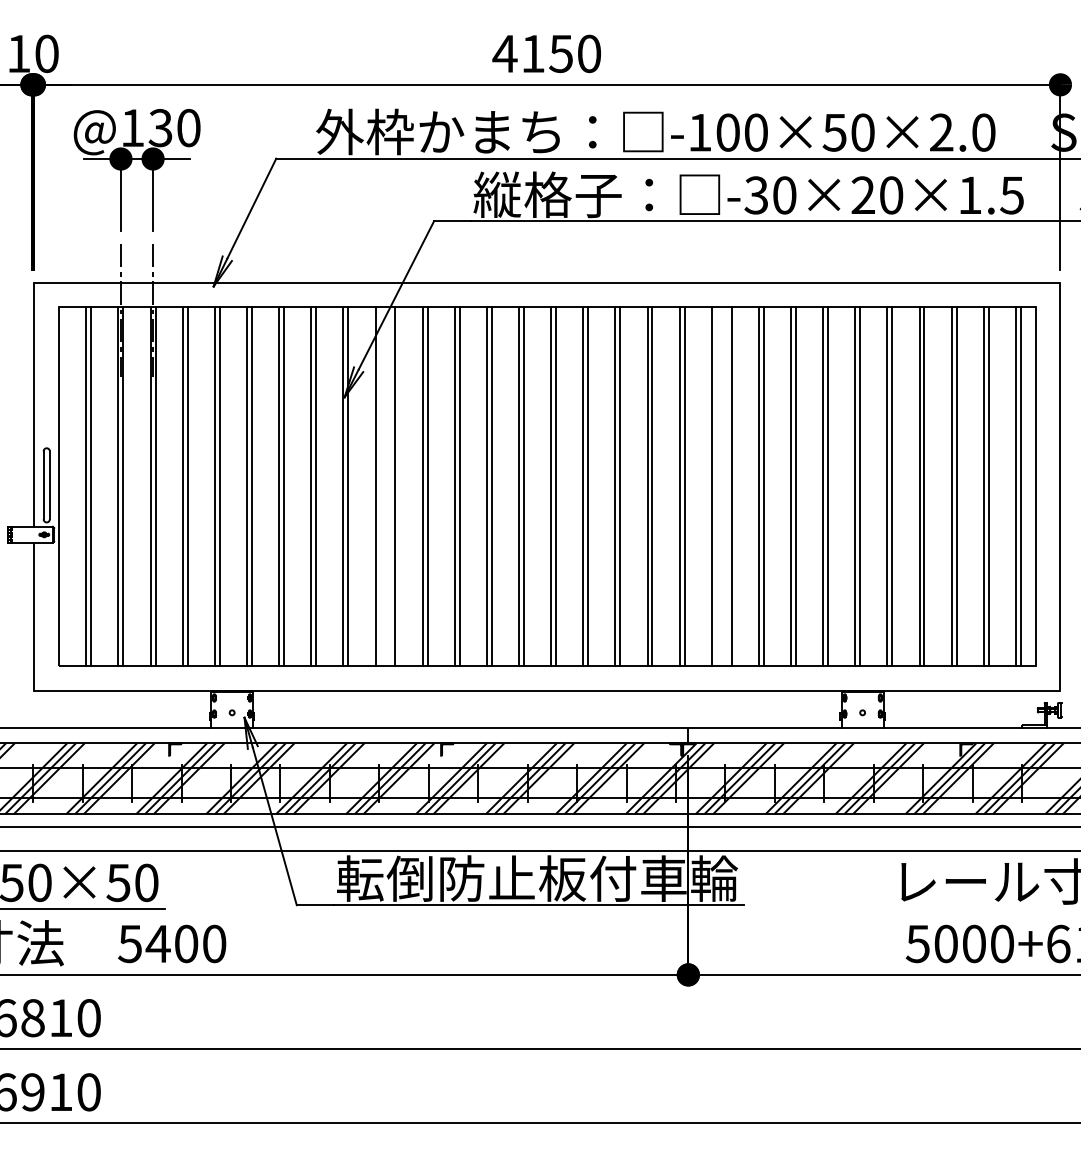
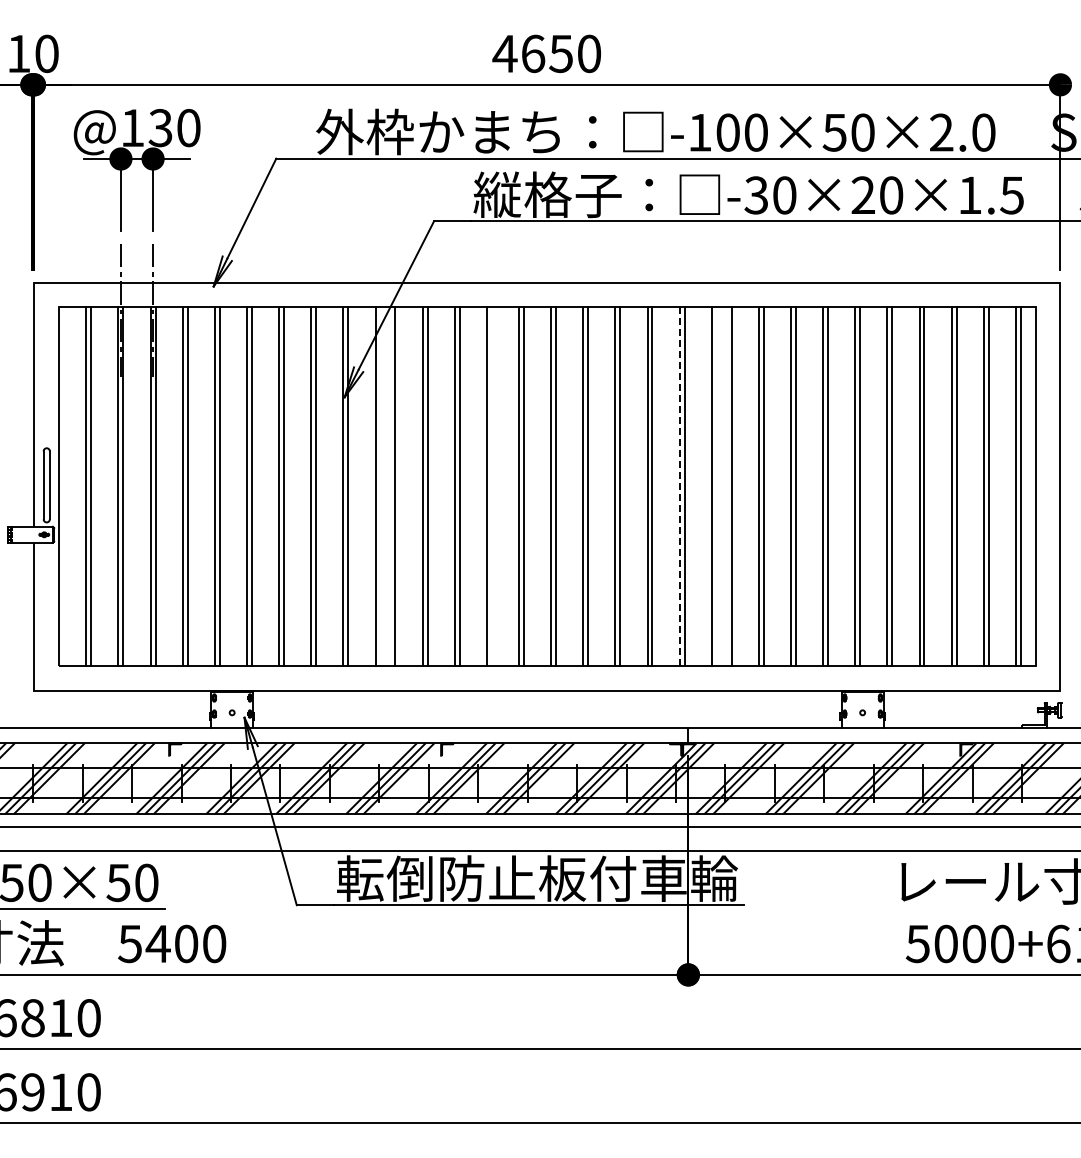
text: 4150 -> 4650 (533, 53)
line: present -> none (491, 486)
line: solid -> dashed (679, 486)
